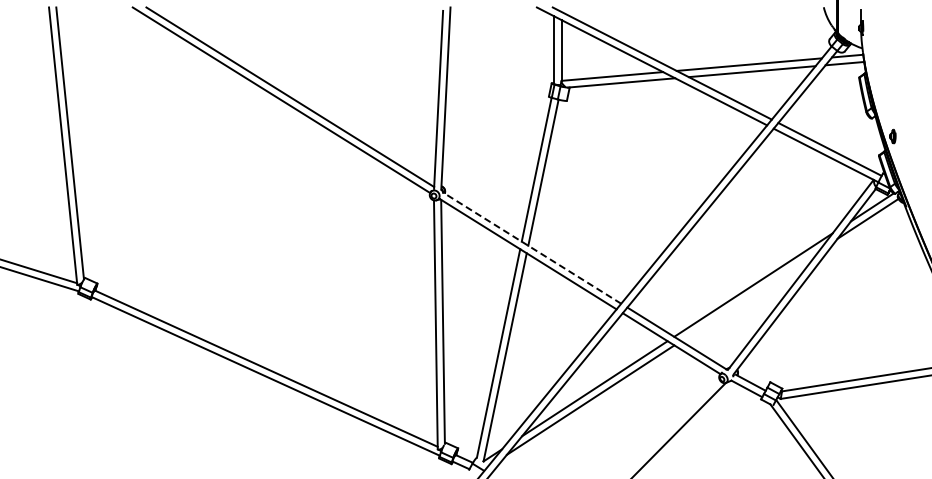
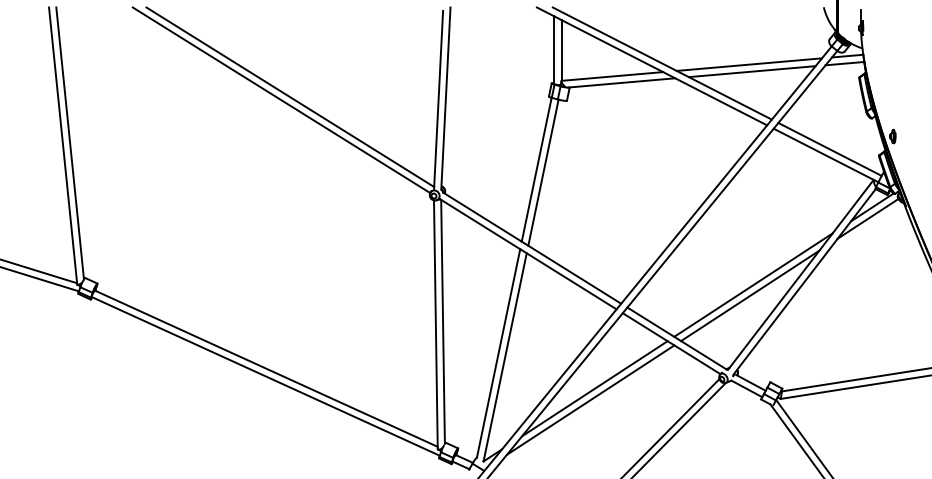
line: dashed -> solid (532, 248)
line: none -> present (750, 295)
line: none -> present (671, 427)
